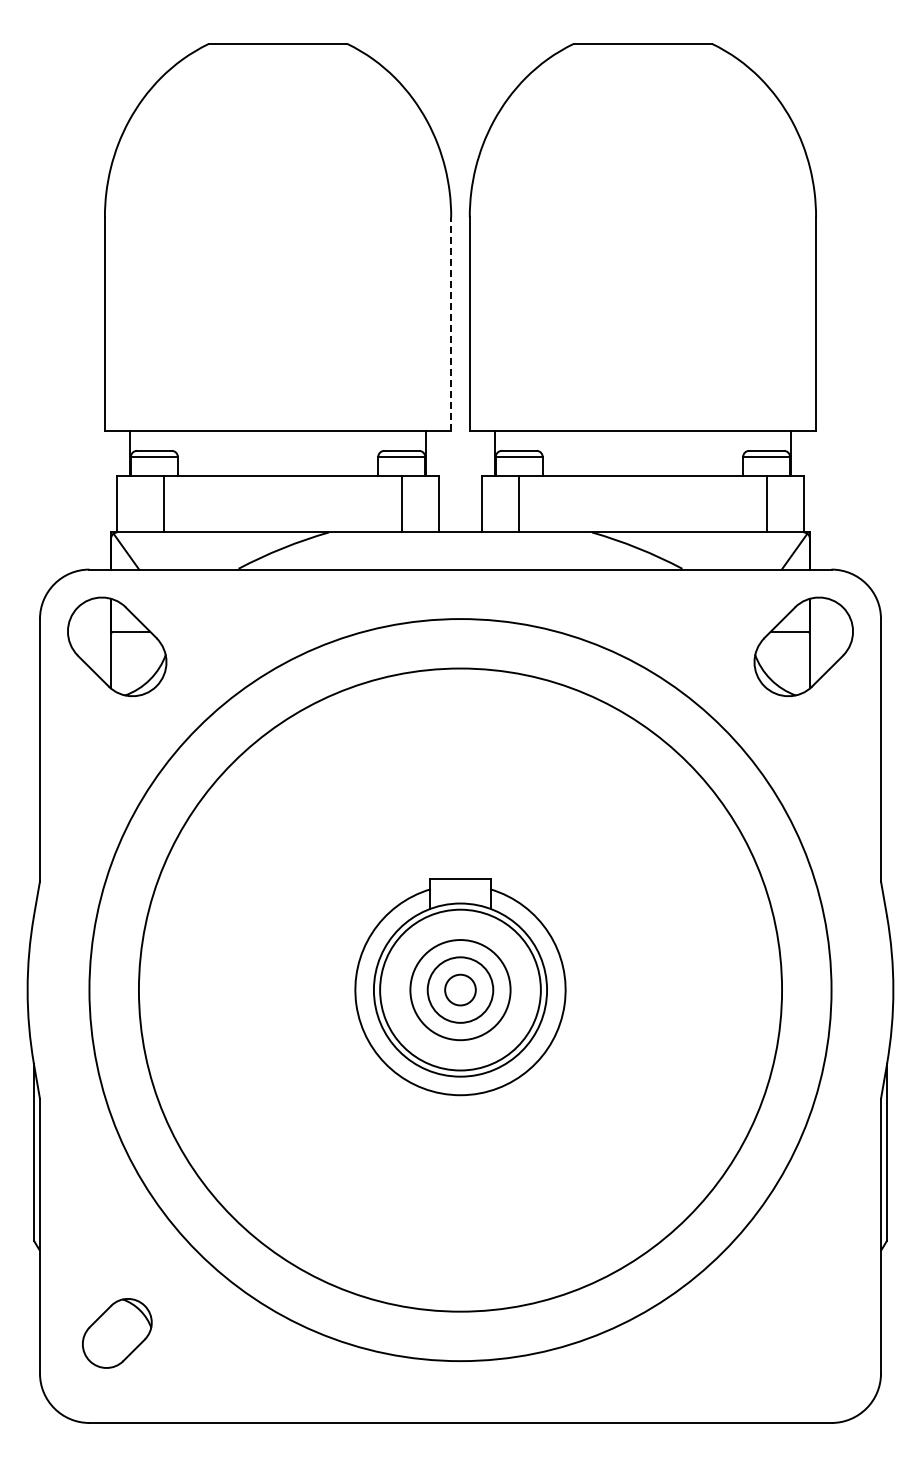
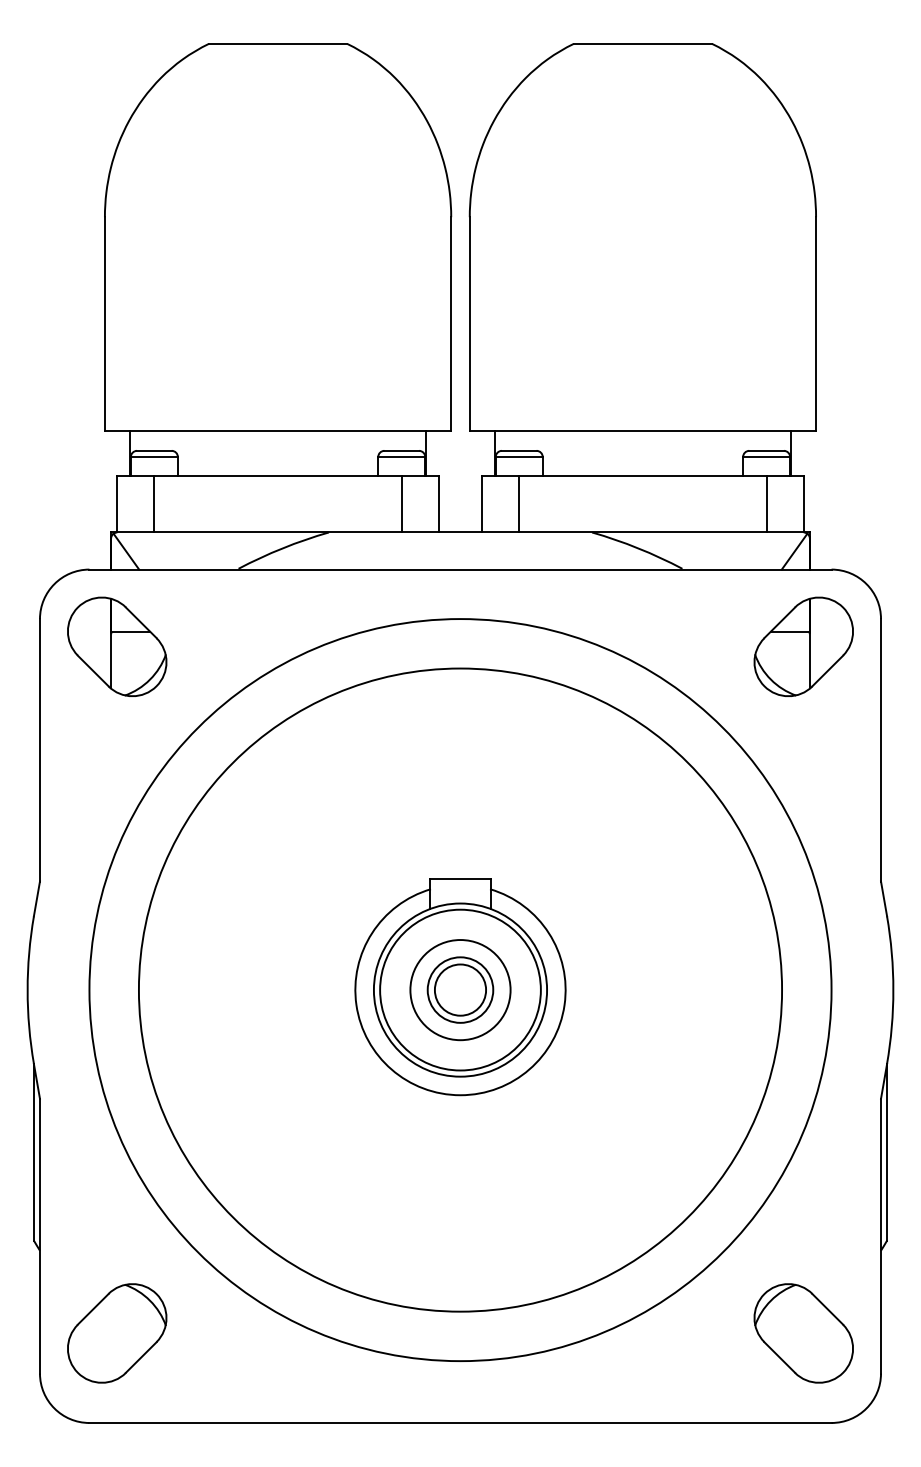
line: dashed -> solid (451, 324)
line position: (164, 503) -> (154, 503) (154, 503)
circle diameter: 31 px -> 51 px (460, 989)
part size: 71x71 px -> 101x101 px (117, 1333)
part: none -> present (803, 1333)
